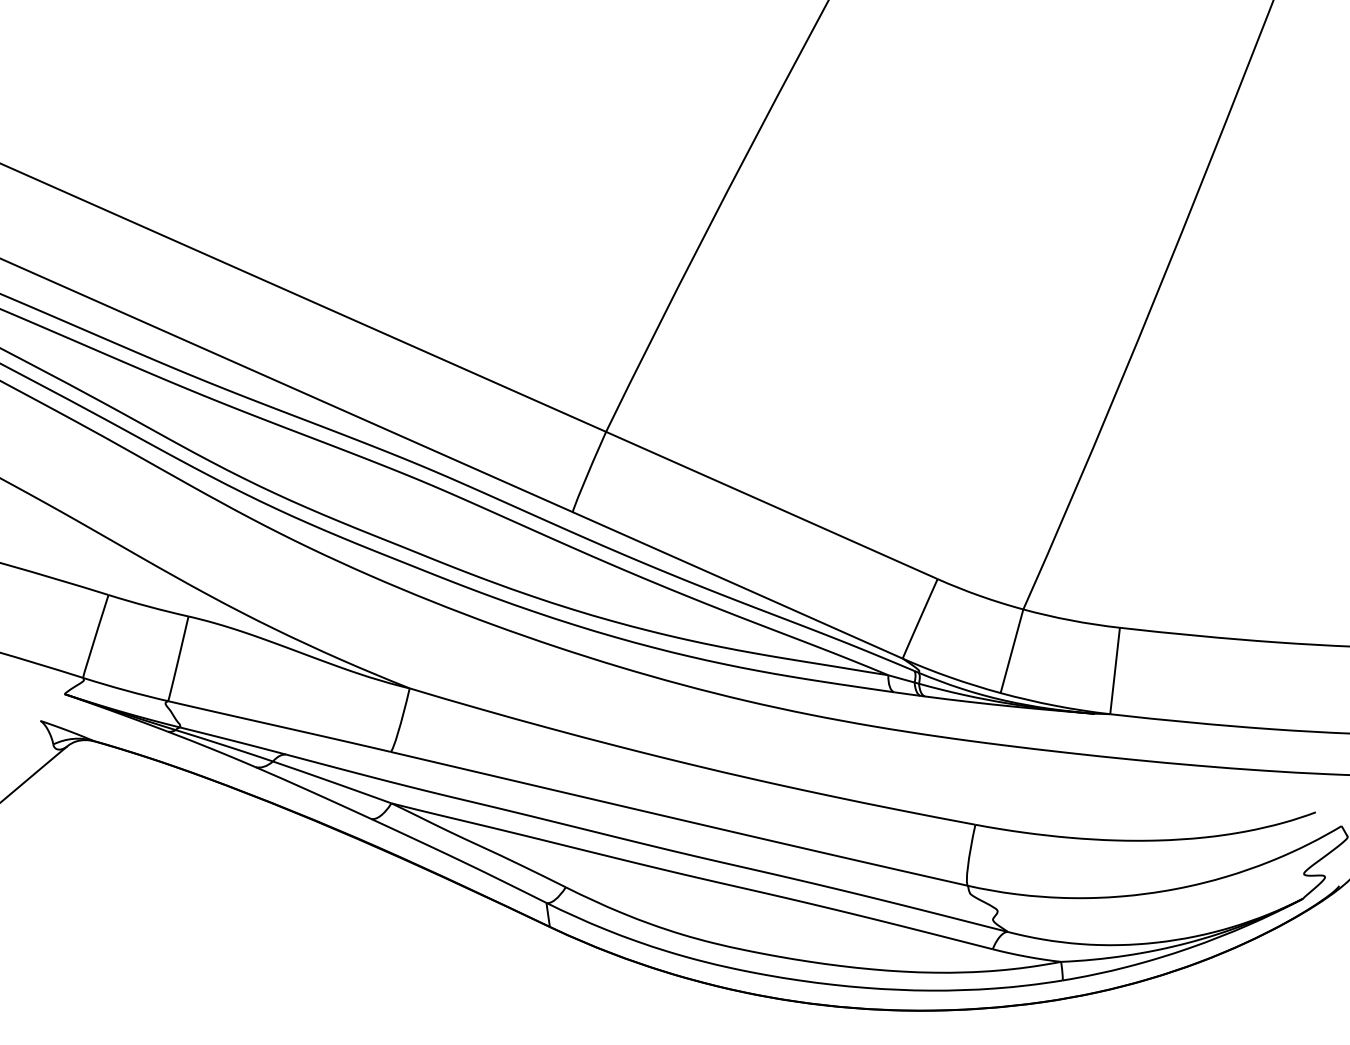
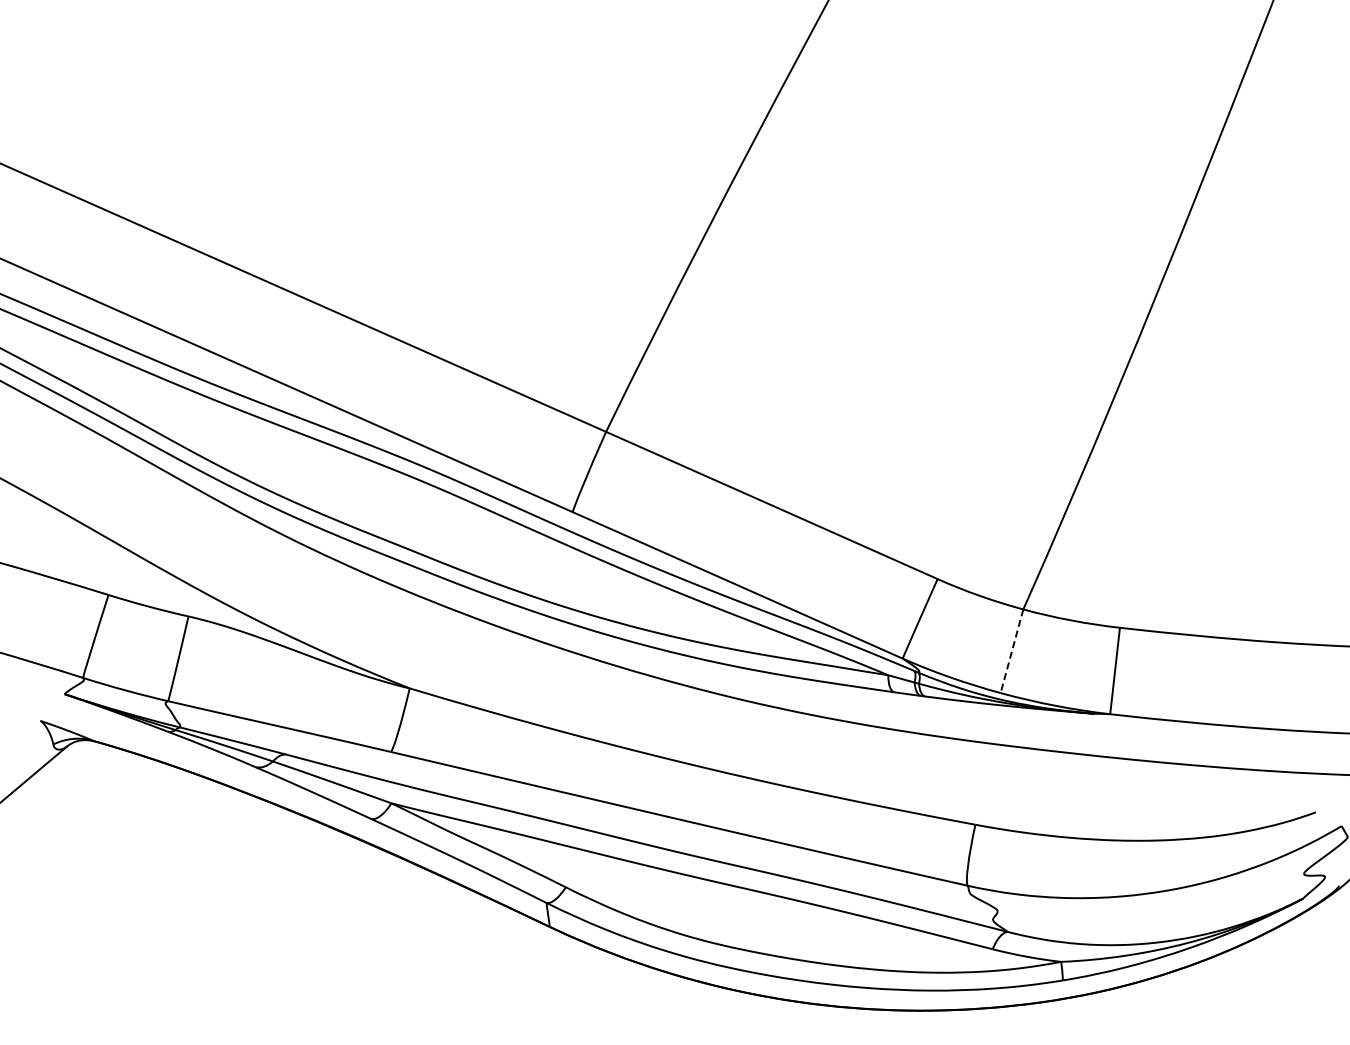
line: solid -> dashed (1011, 651)
